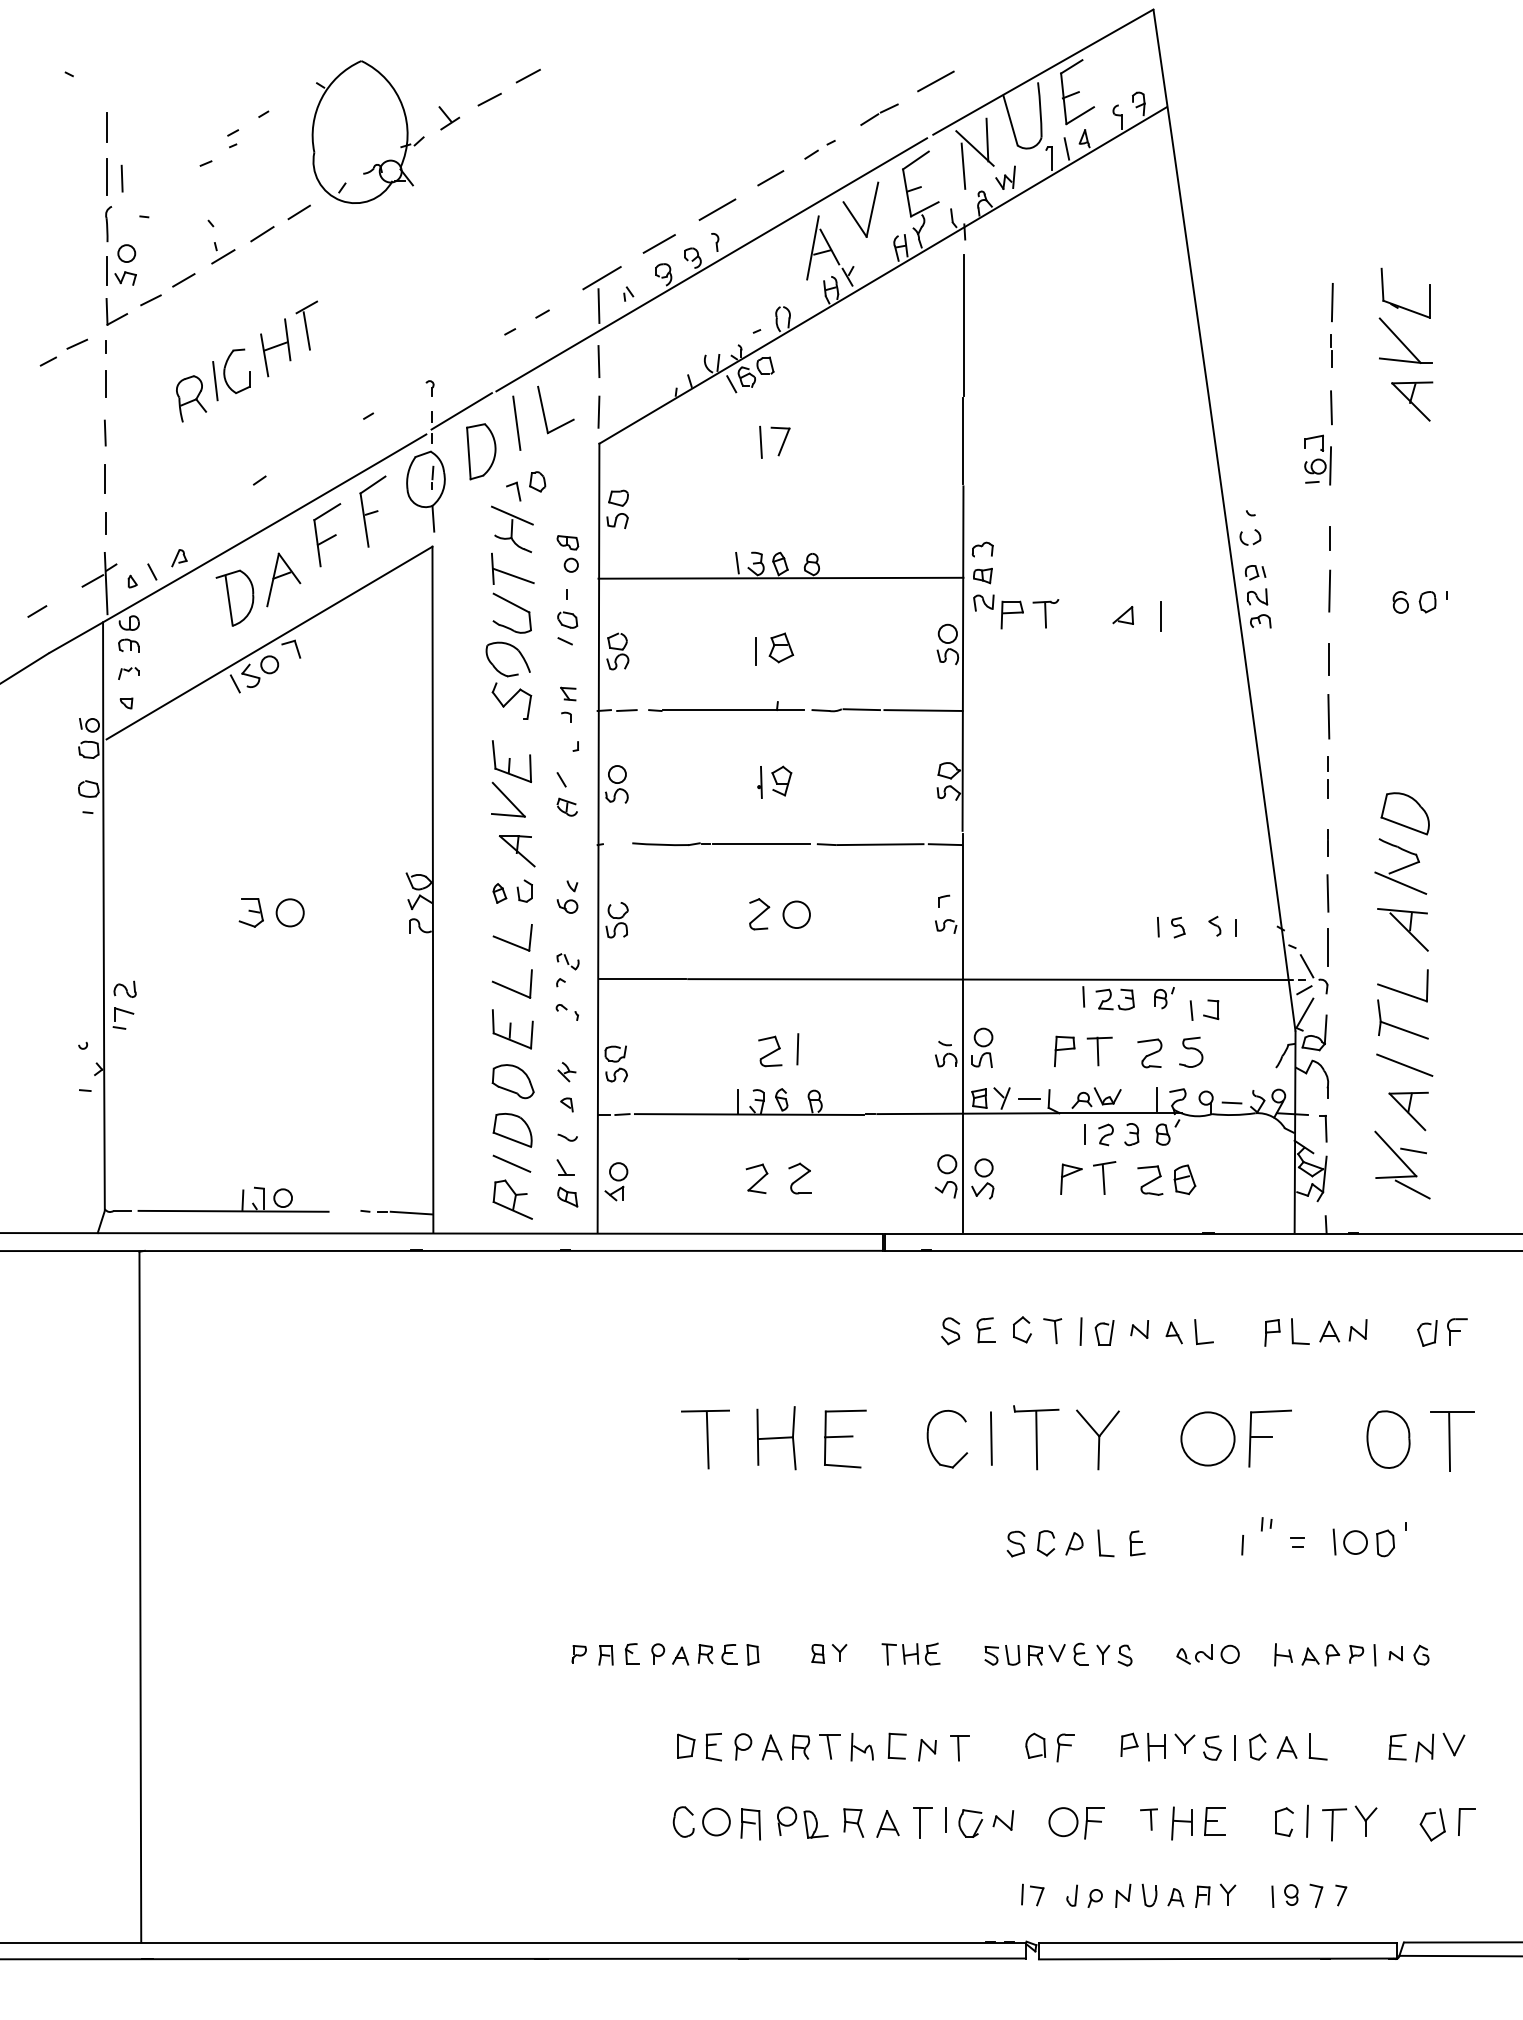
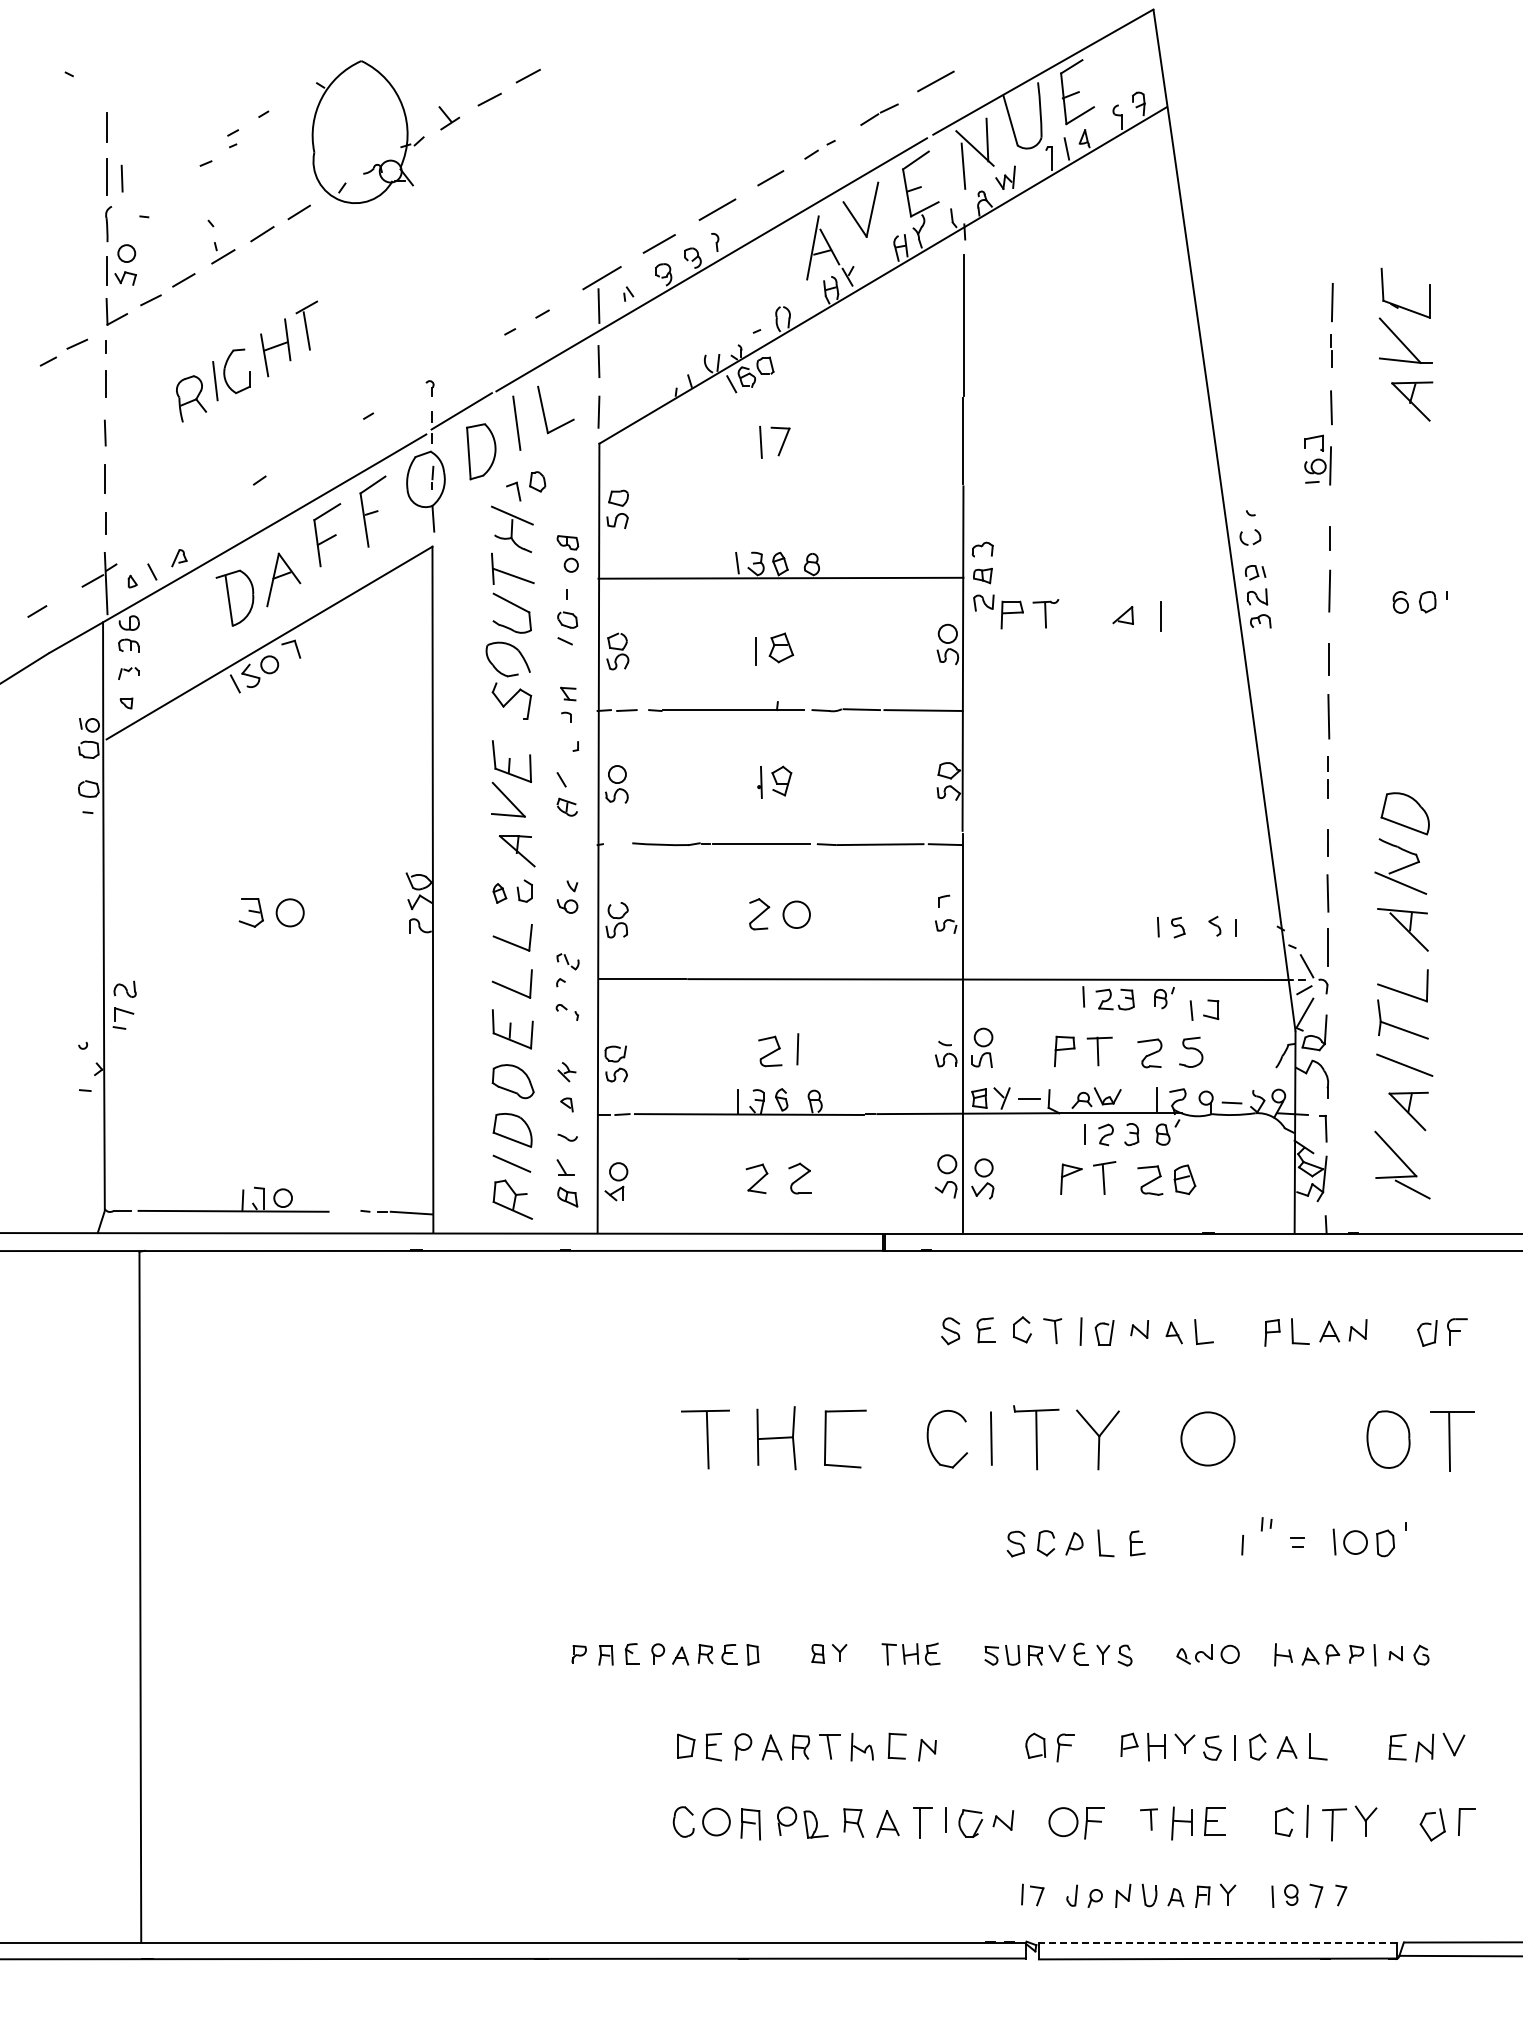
line: present -> none (1413, 1150)
line: present -> none (838, 1436)
part: present -> none (1269, 1438)
part: present -> none (959, 1748)
line: solid -> dashed (1217, 1942)
